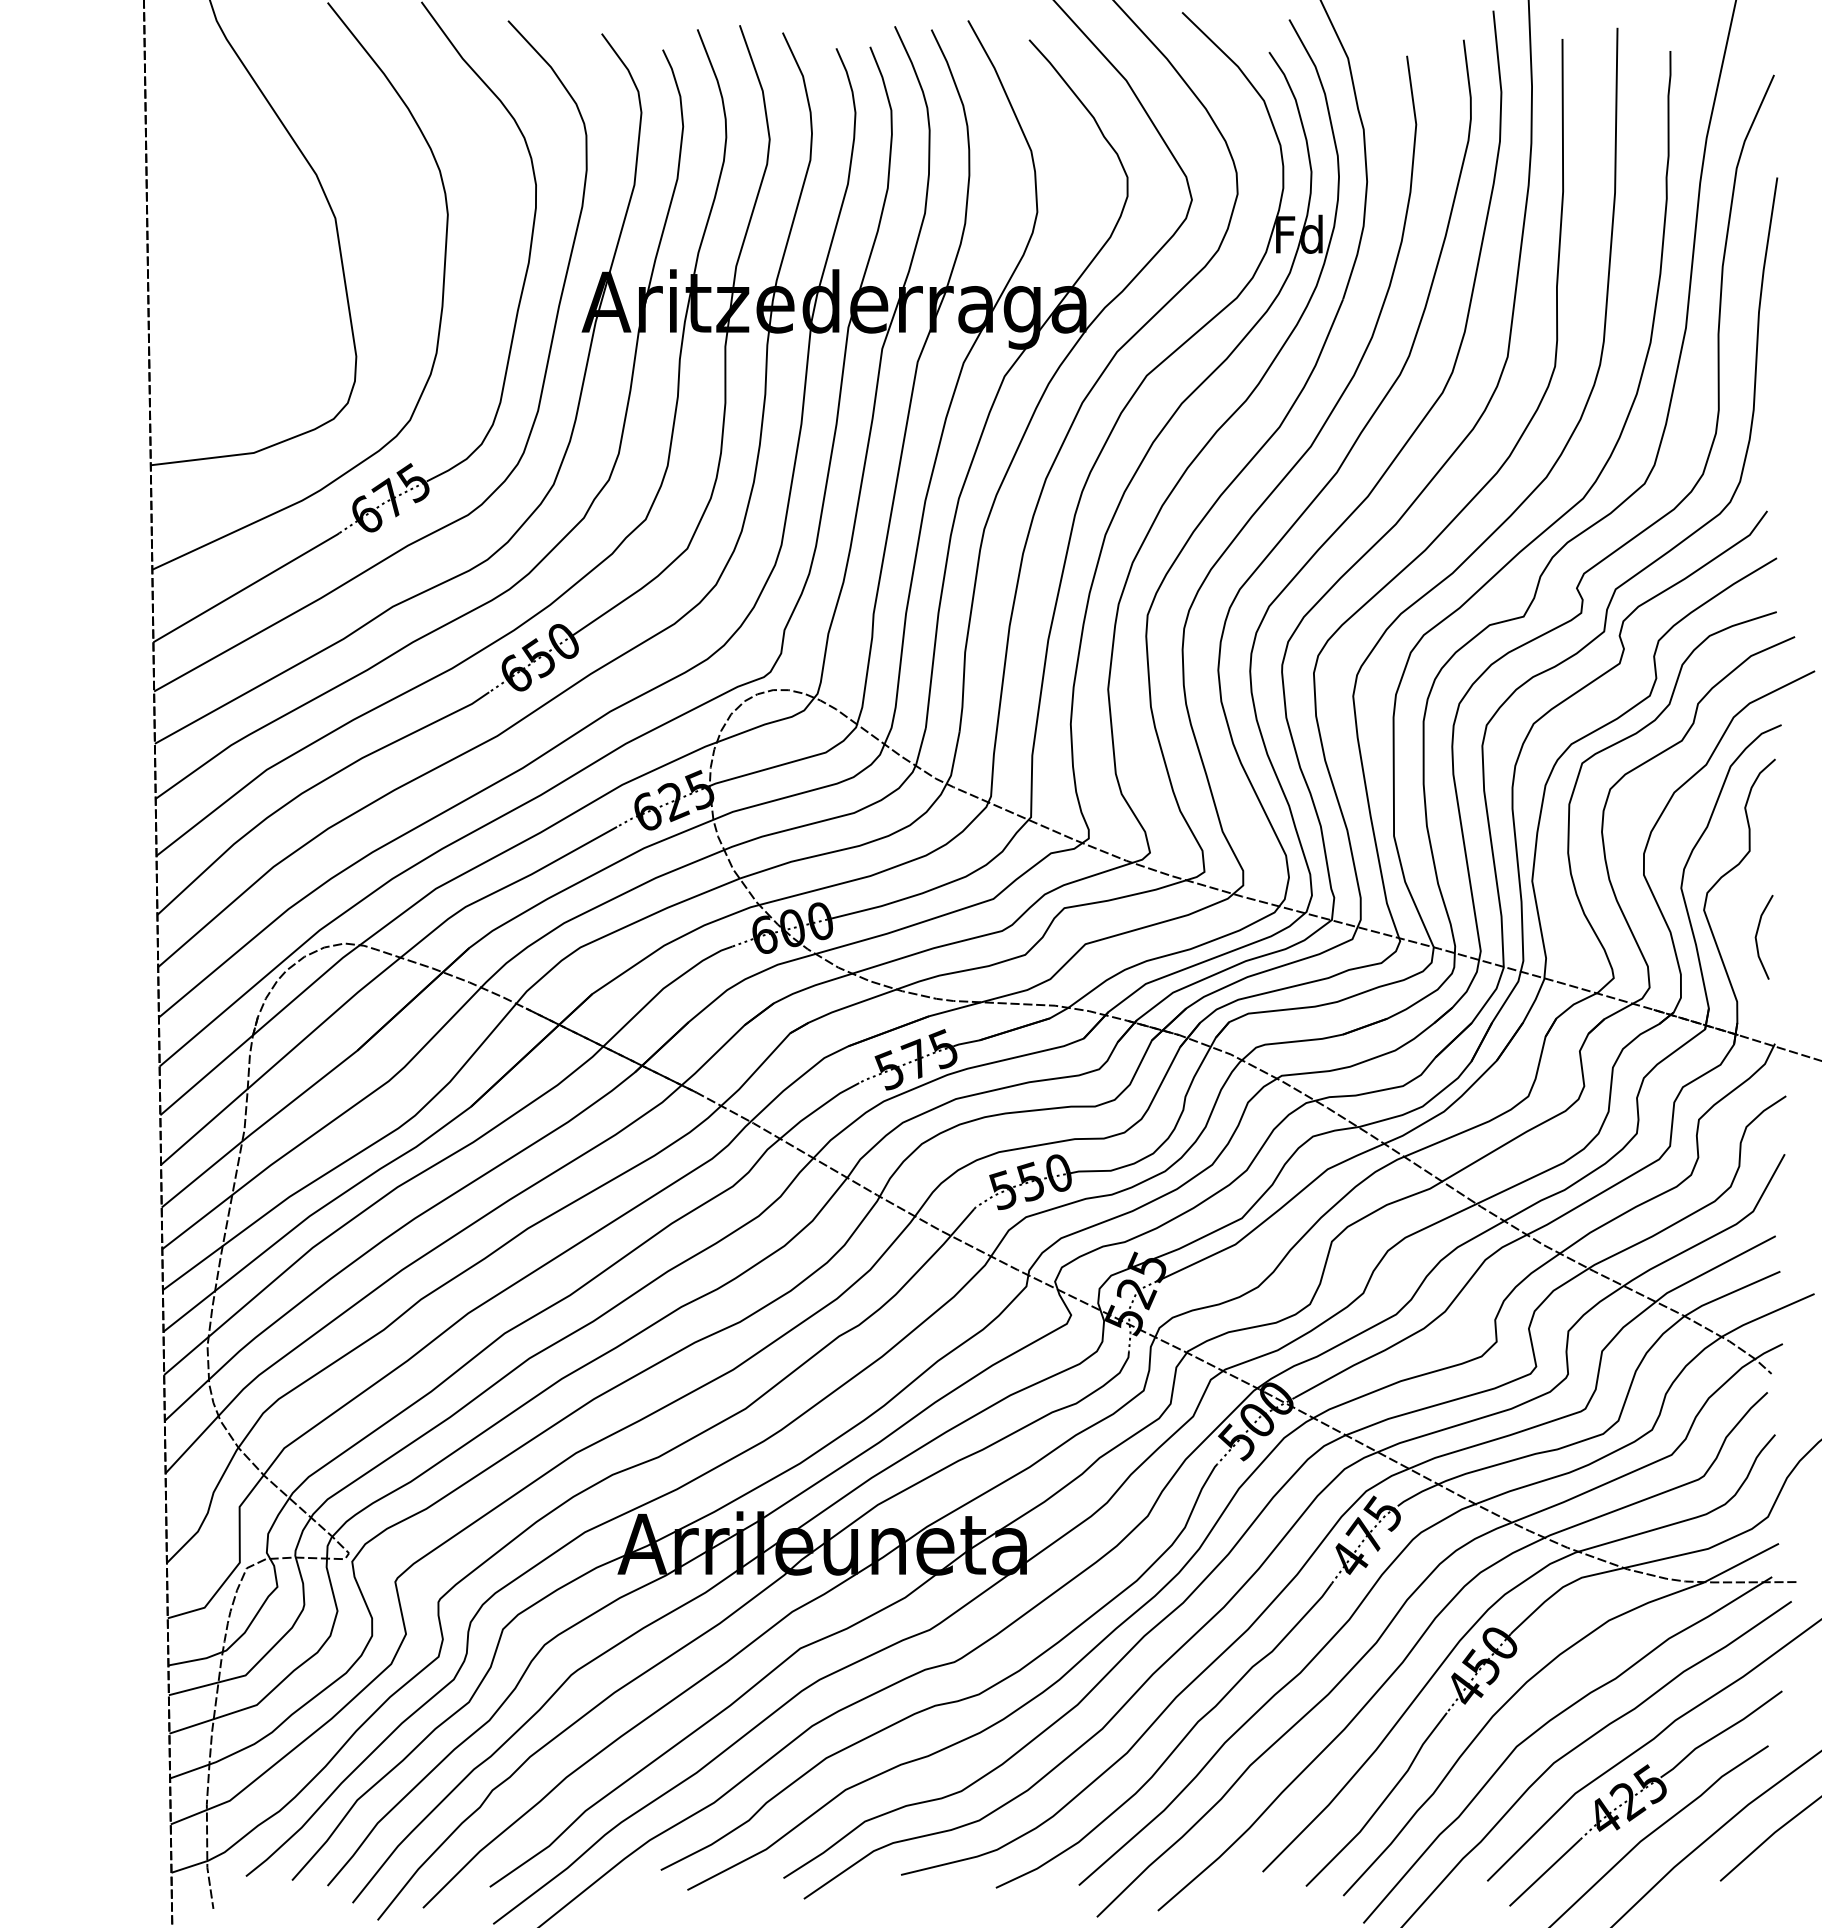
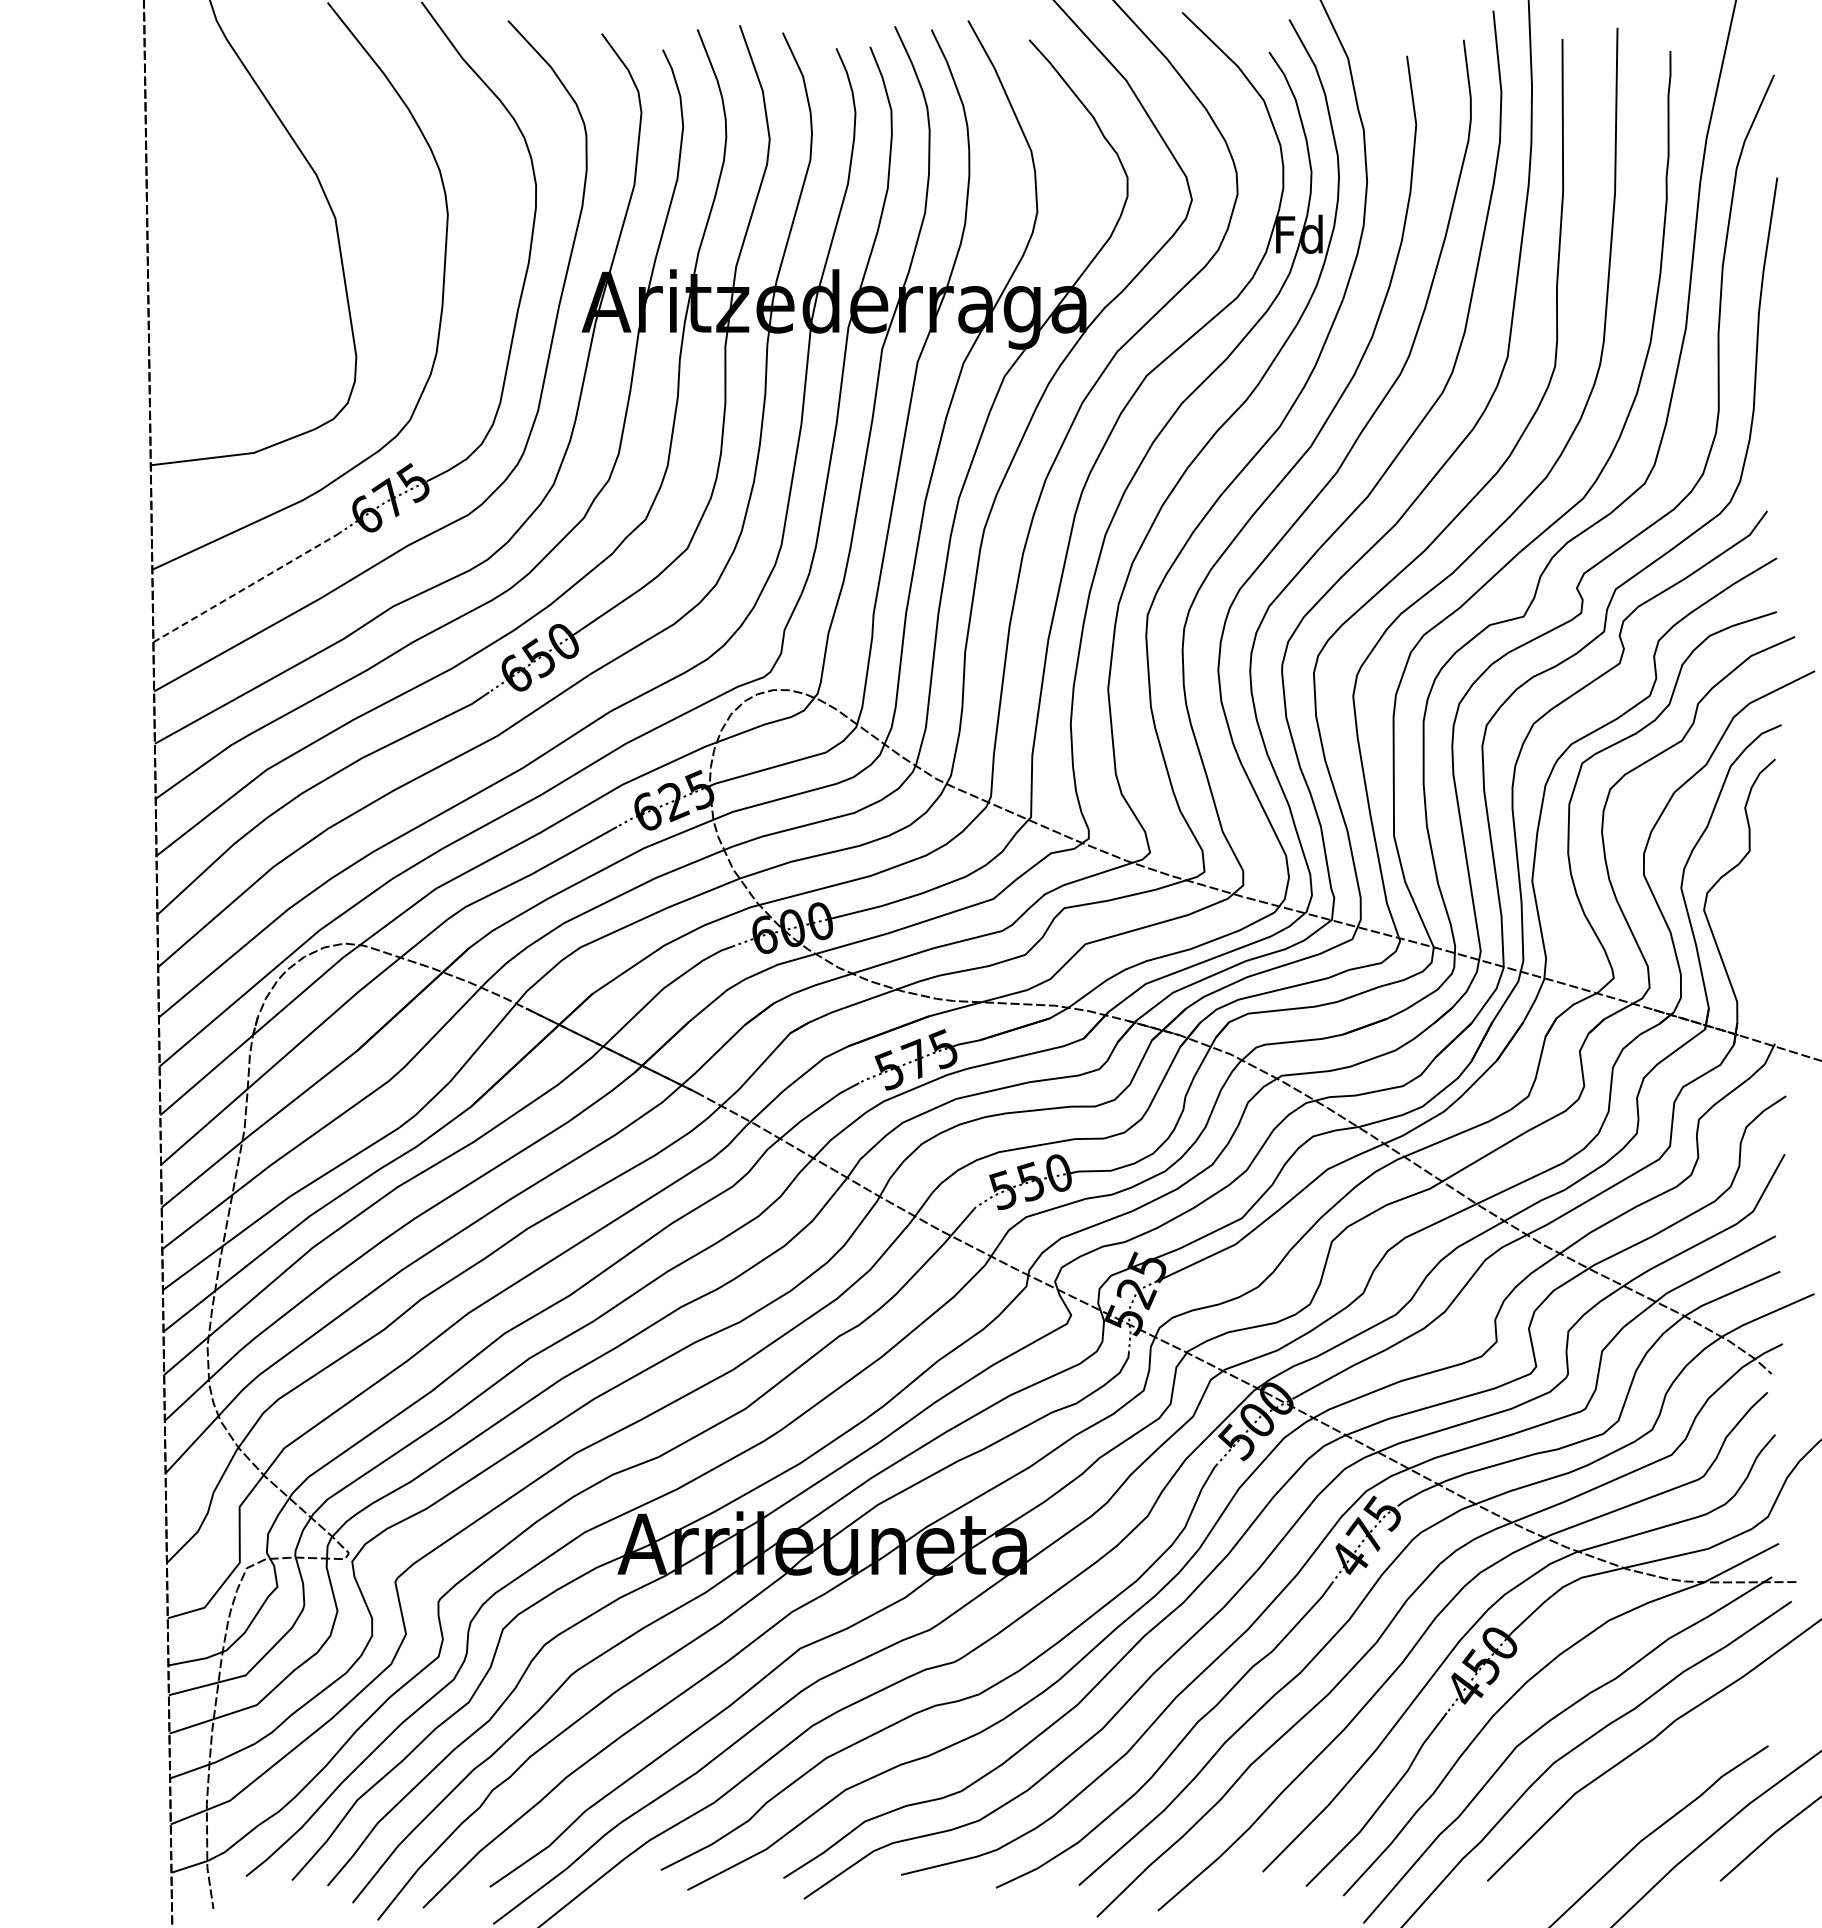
line: solid -> dashed (247, 587)
line: present -> none (1757, 935)
part: present -> none (1645, 1798)
